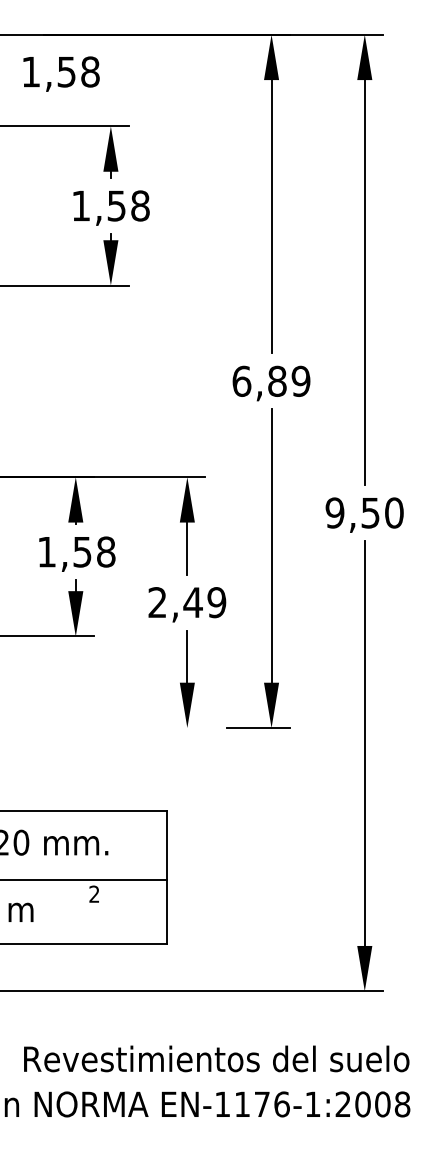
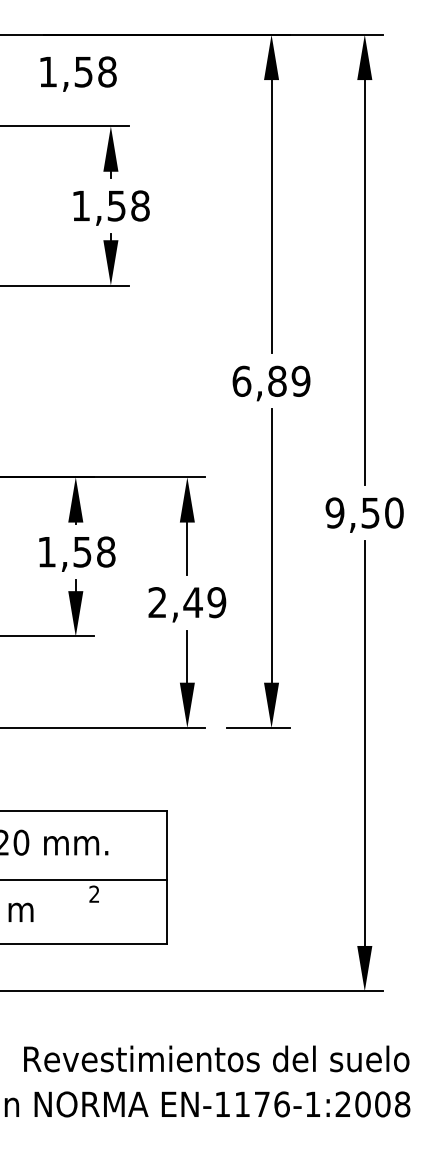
text position: (61, 73) -> (78, 73) (78, 73)
line: none -> present (103, 728)
